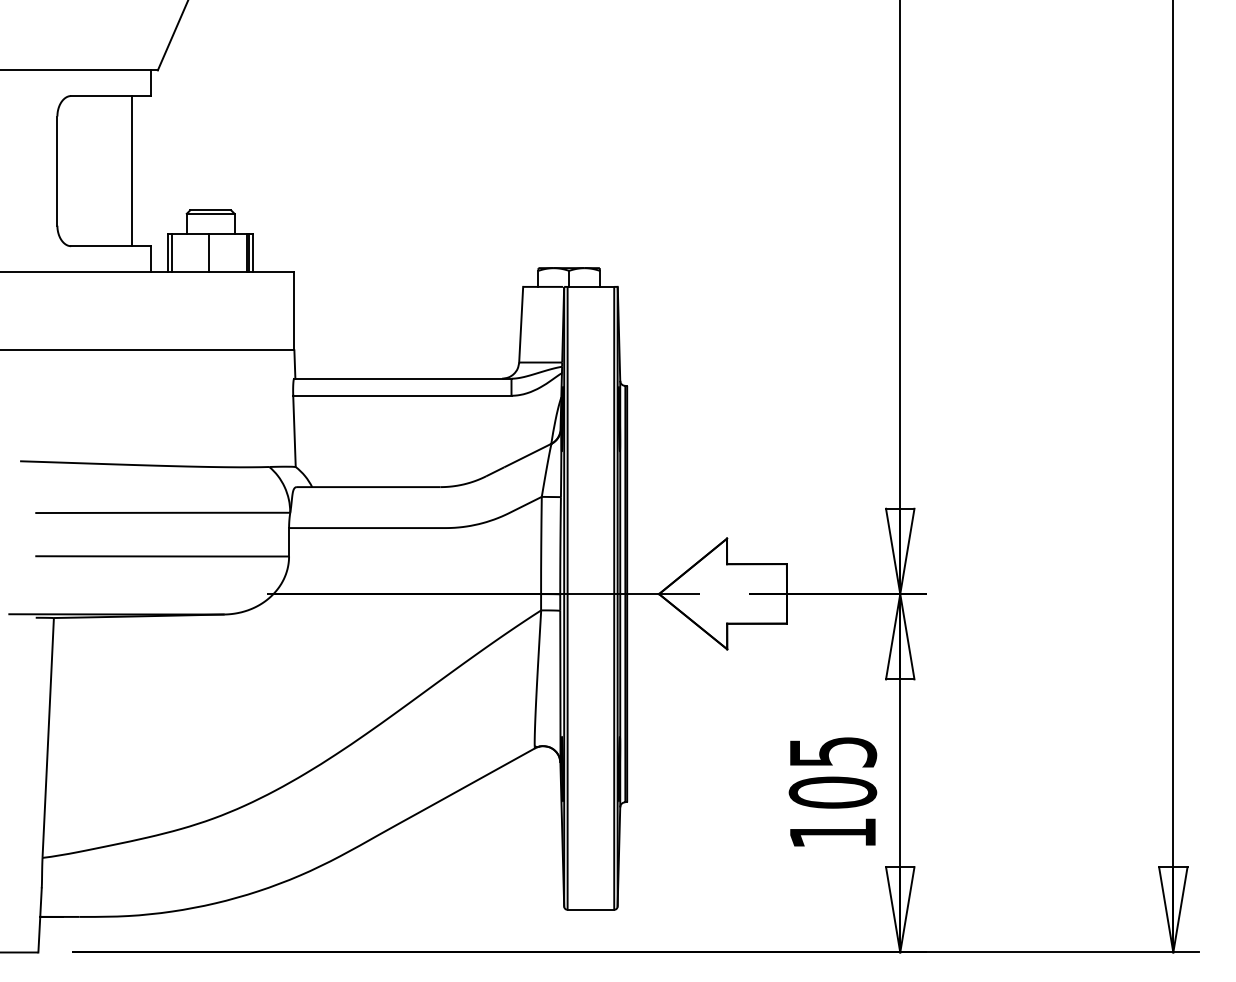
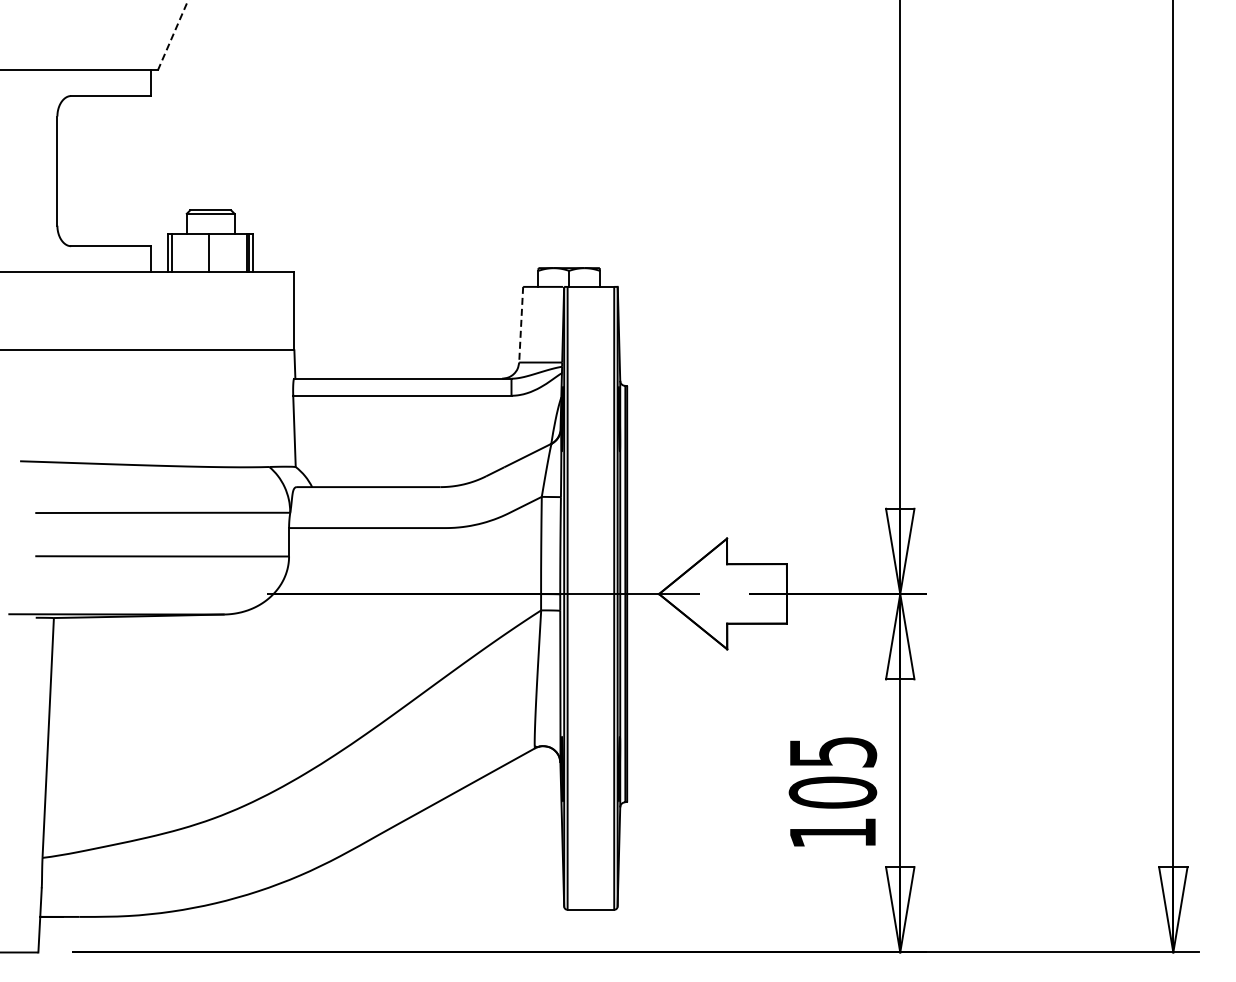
line: solid -> dashed (172, 35)
line: present -> none (132, 171)
line: solid -> dashed (521, 324)
